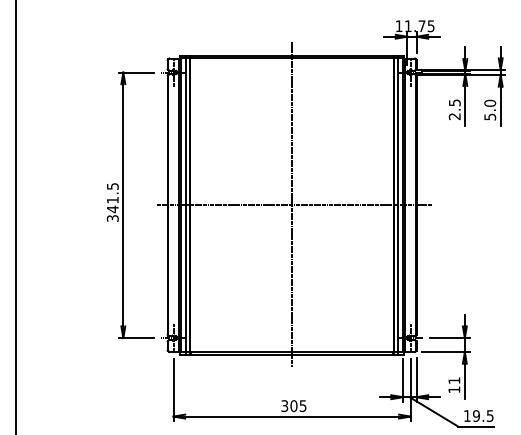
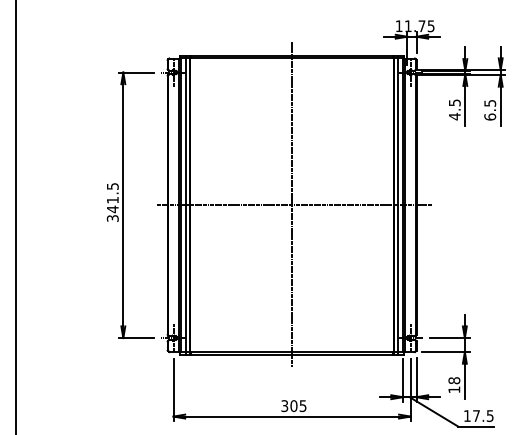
text: 5.0 -> 6.5 (490, 109)
text: 2.5 -> 4.5 (454, 116)
text: 11 -> 18 (454, 380)
text: 19.5 -> 17.5 (476, 415)
